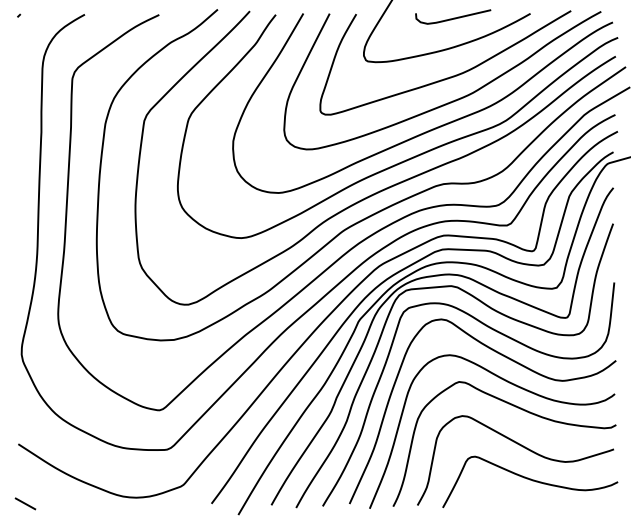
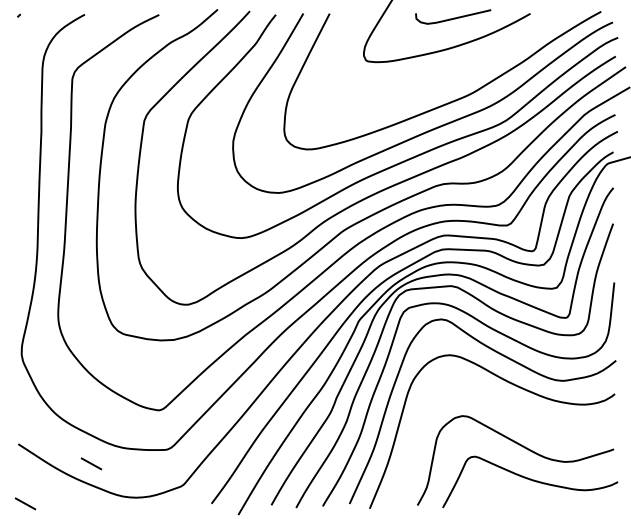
curve: present -> none (449, 76)
curve: present -> none (517, 408)
line: none -> present (91, 463)
